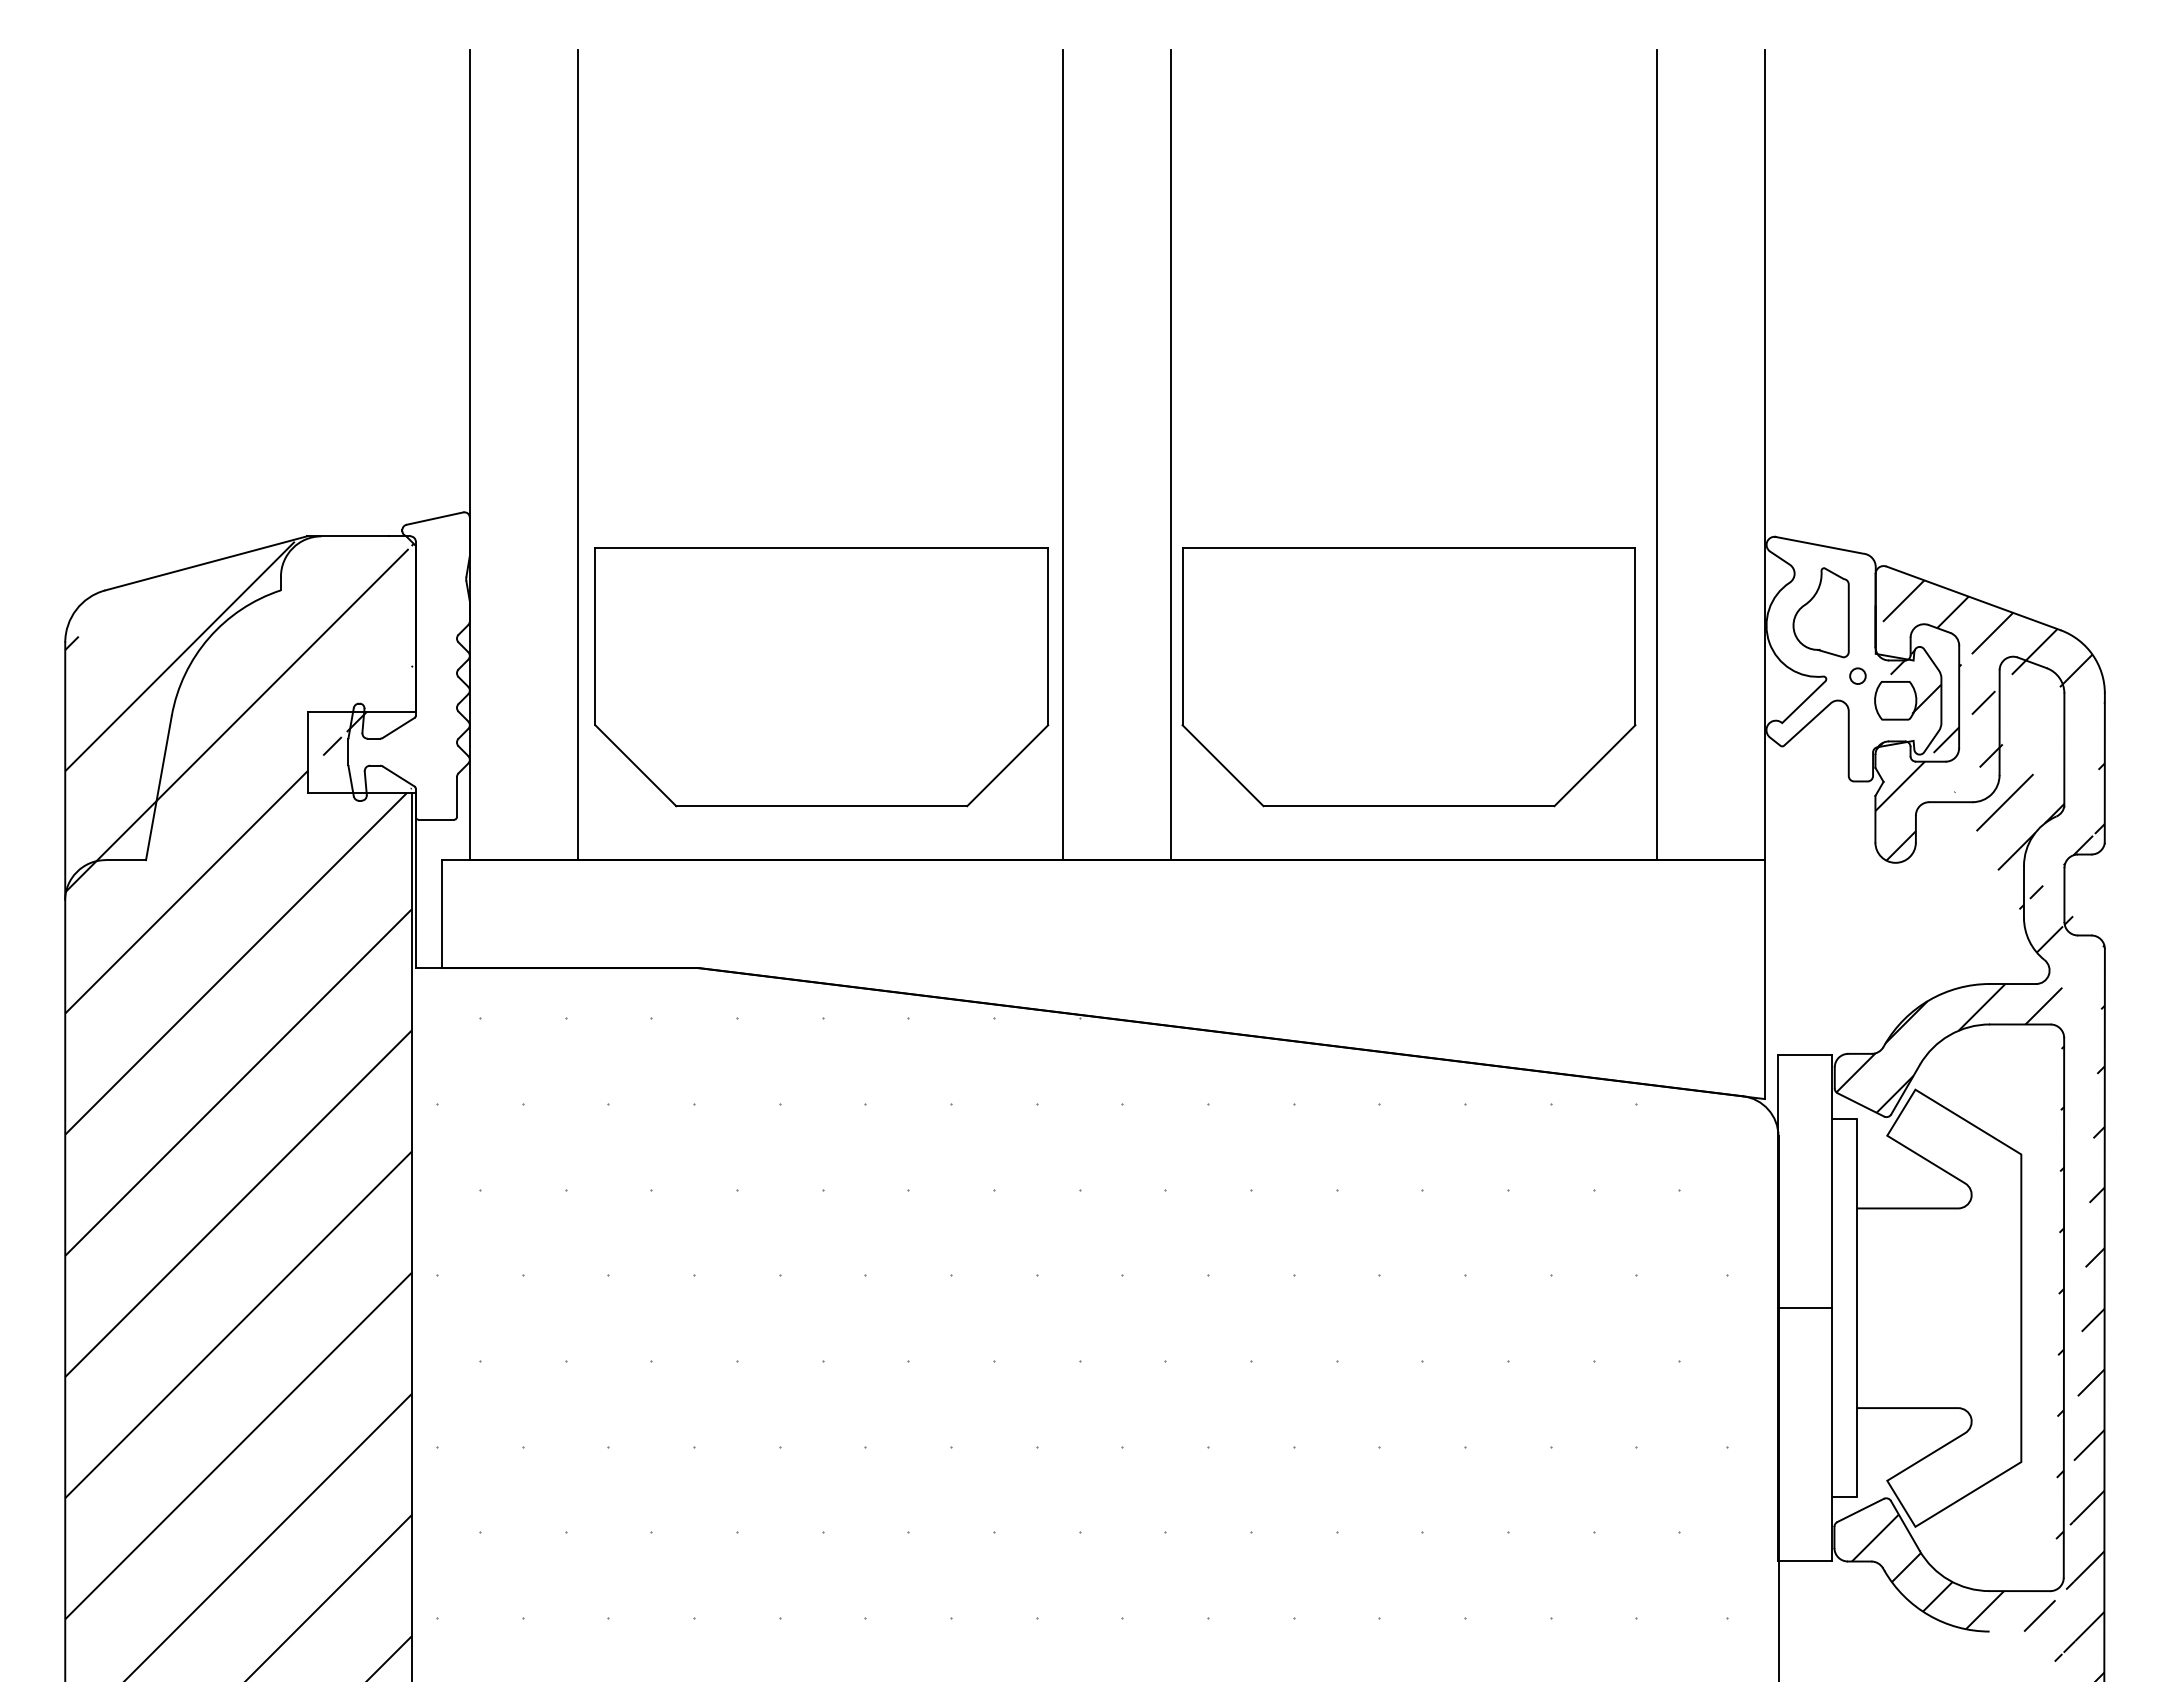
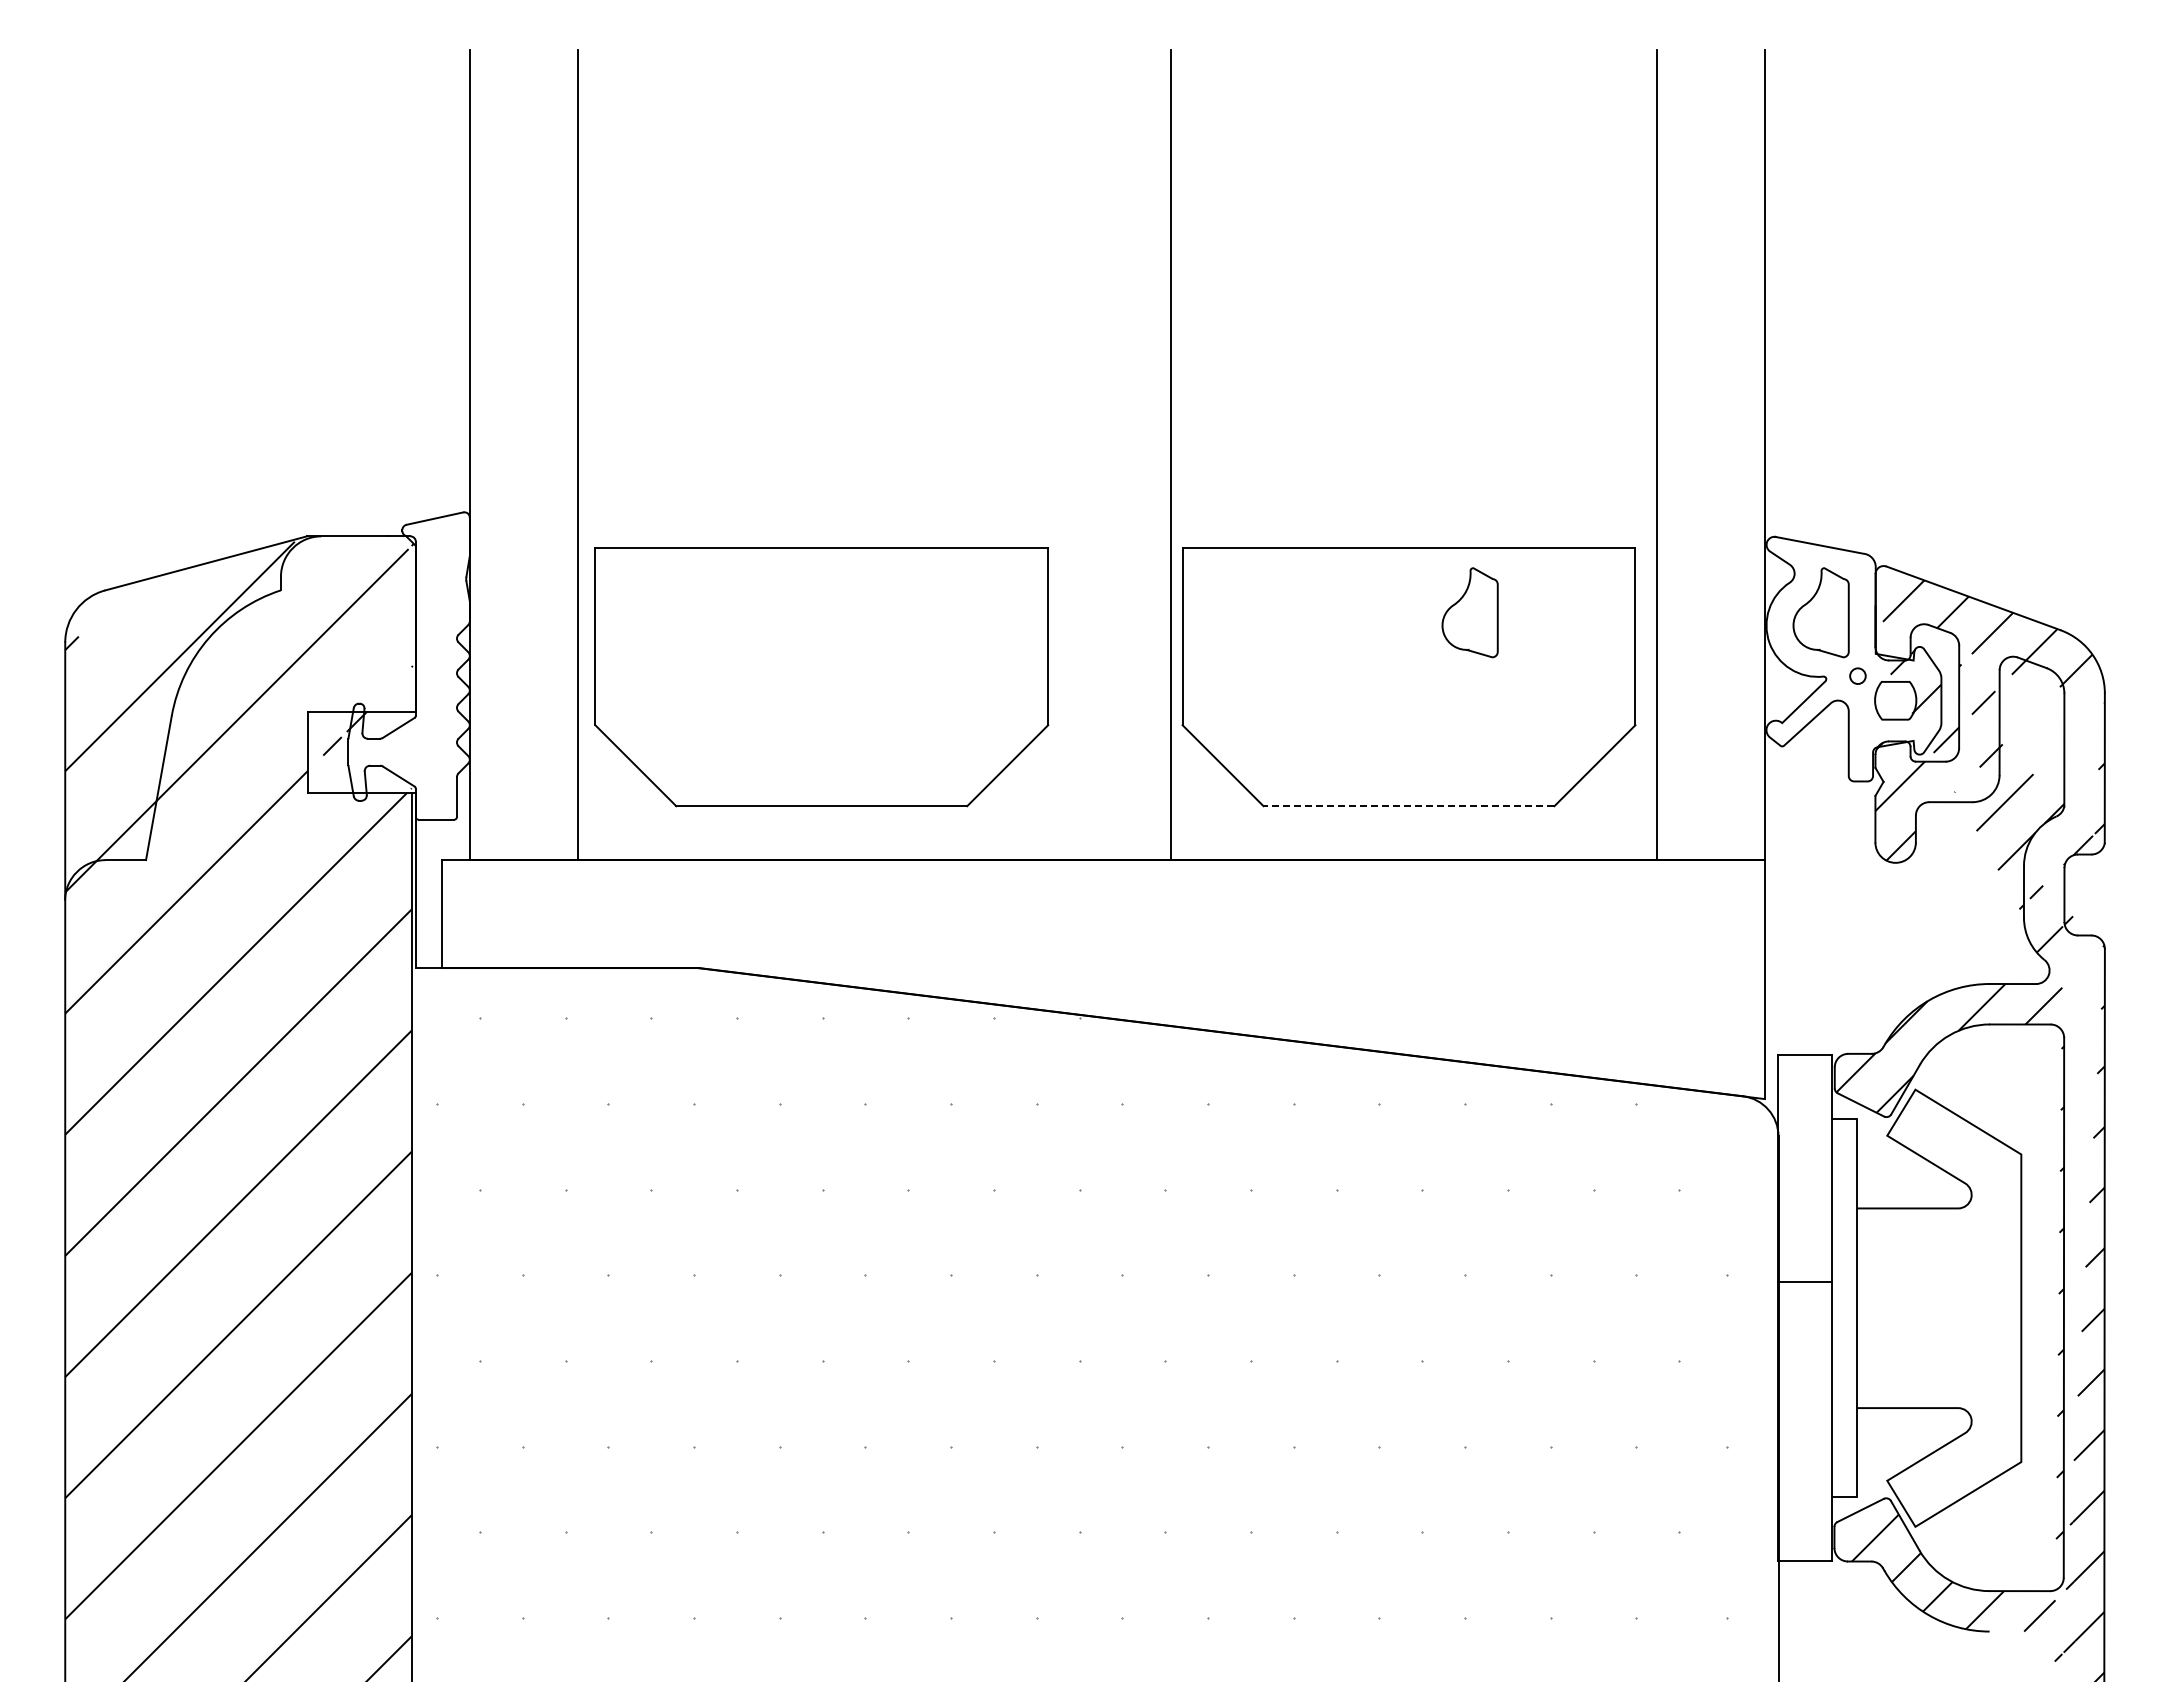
line: present -> none (1063, 455)
curve: none -> present (1459, 601)
line: solid -> dashed (1408, 806)
line position: (1805, 1308) -> (1805, 1282) (1805, 1282)
